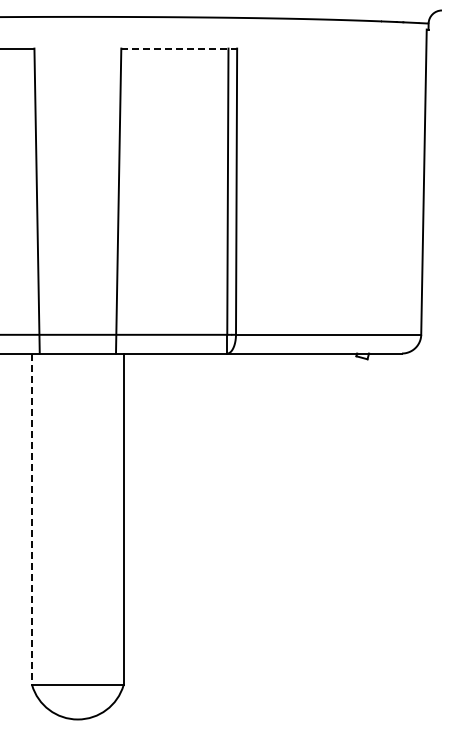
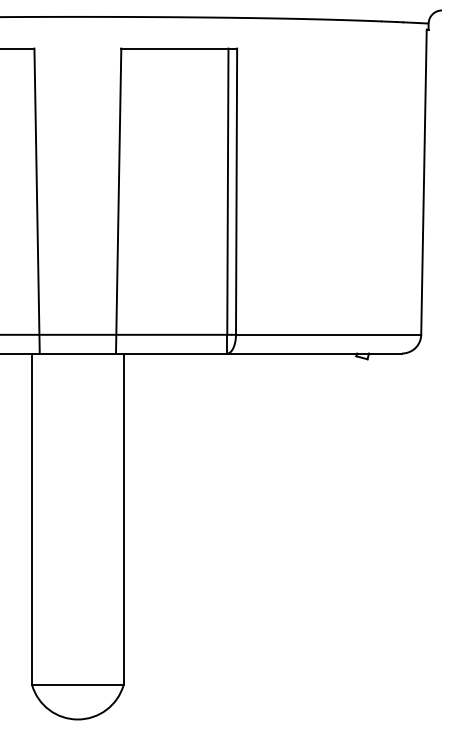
line: dashed -> solid (179, 48)
line: dashed -> solid (32, 519)
